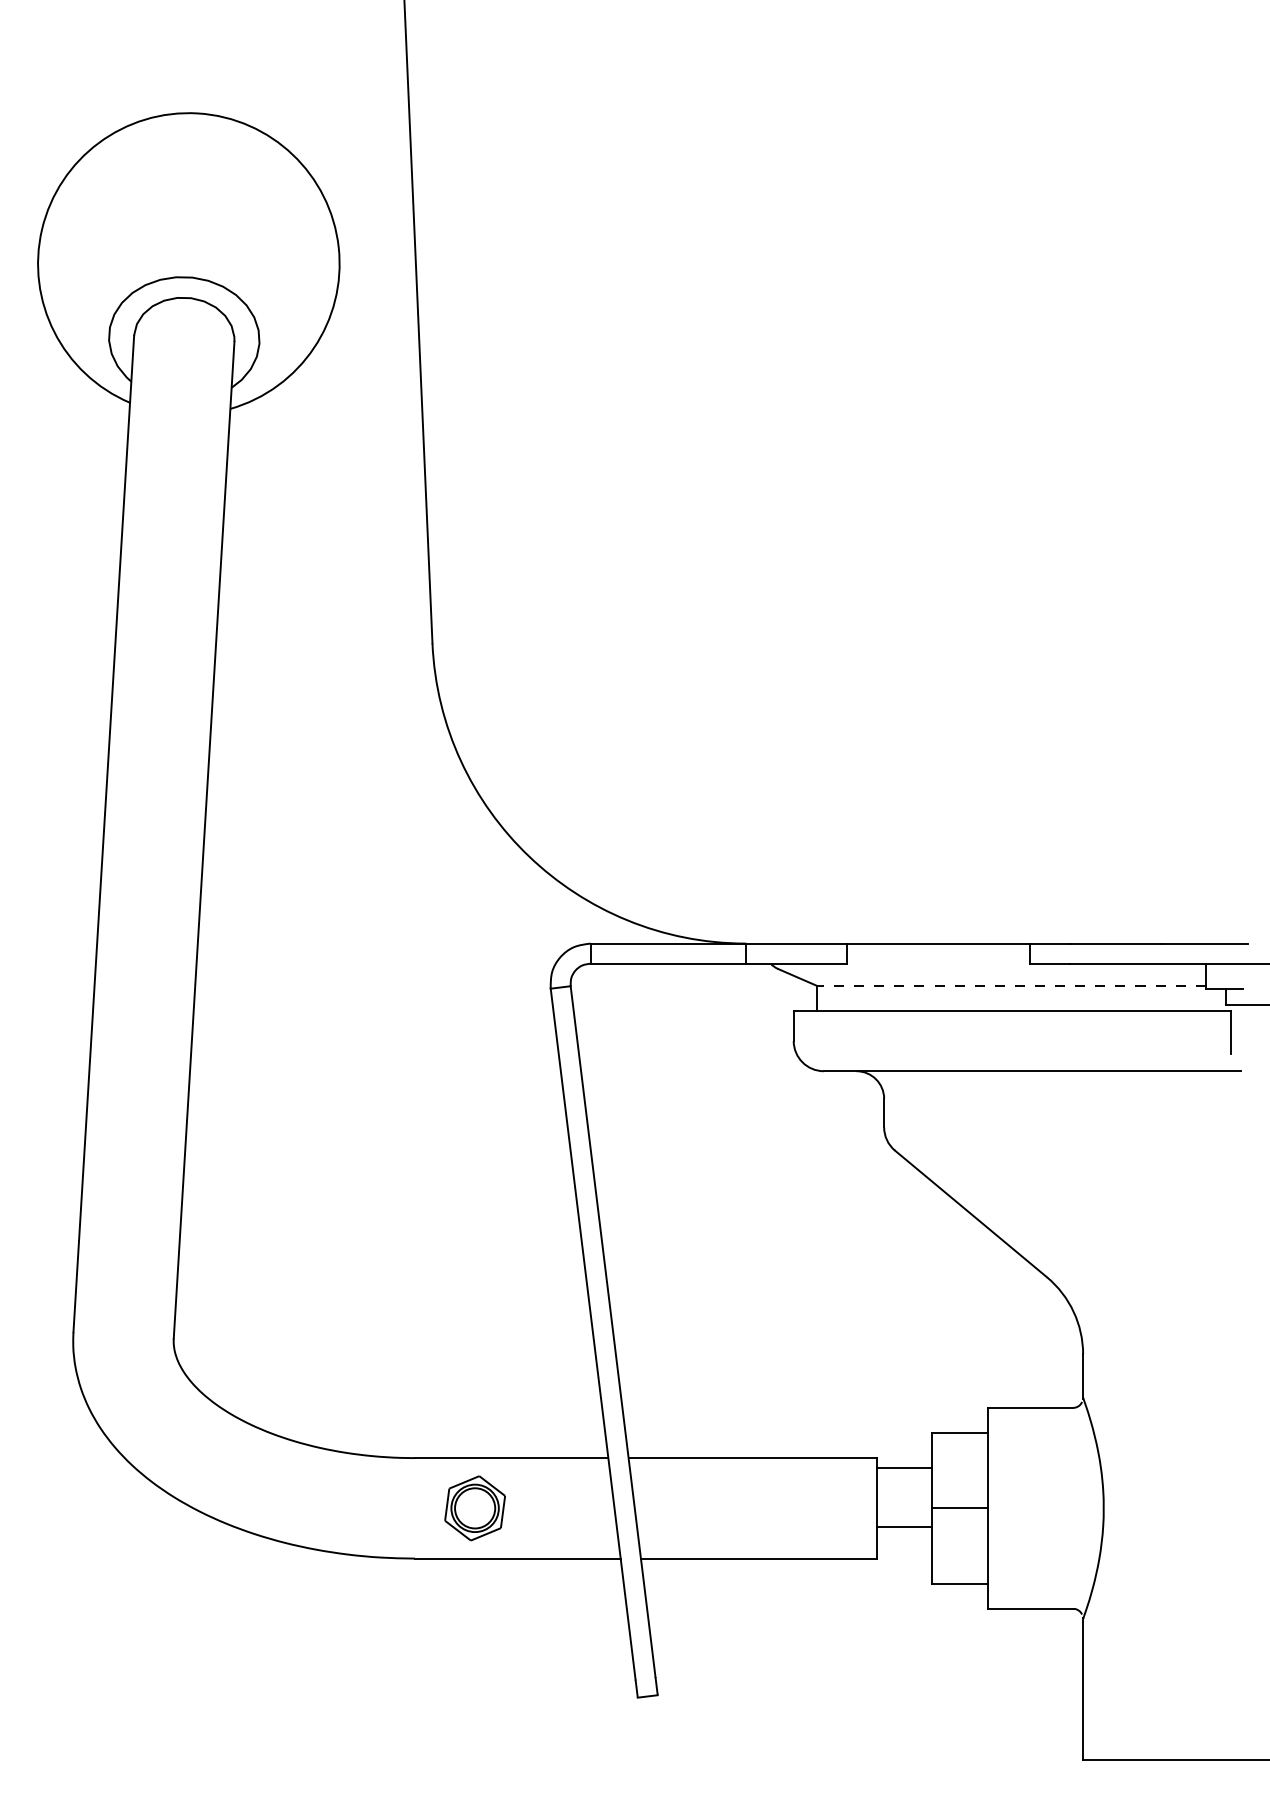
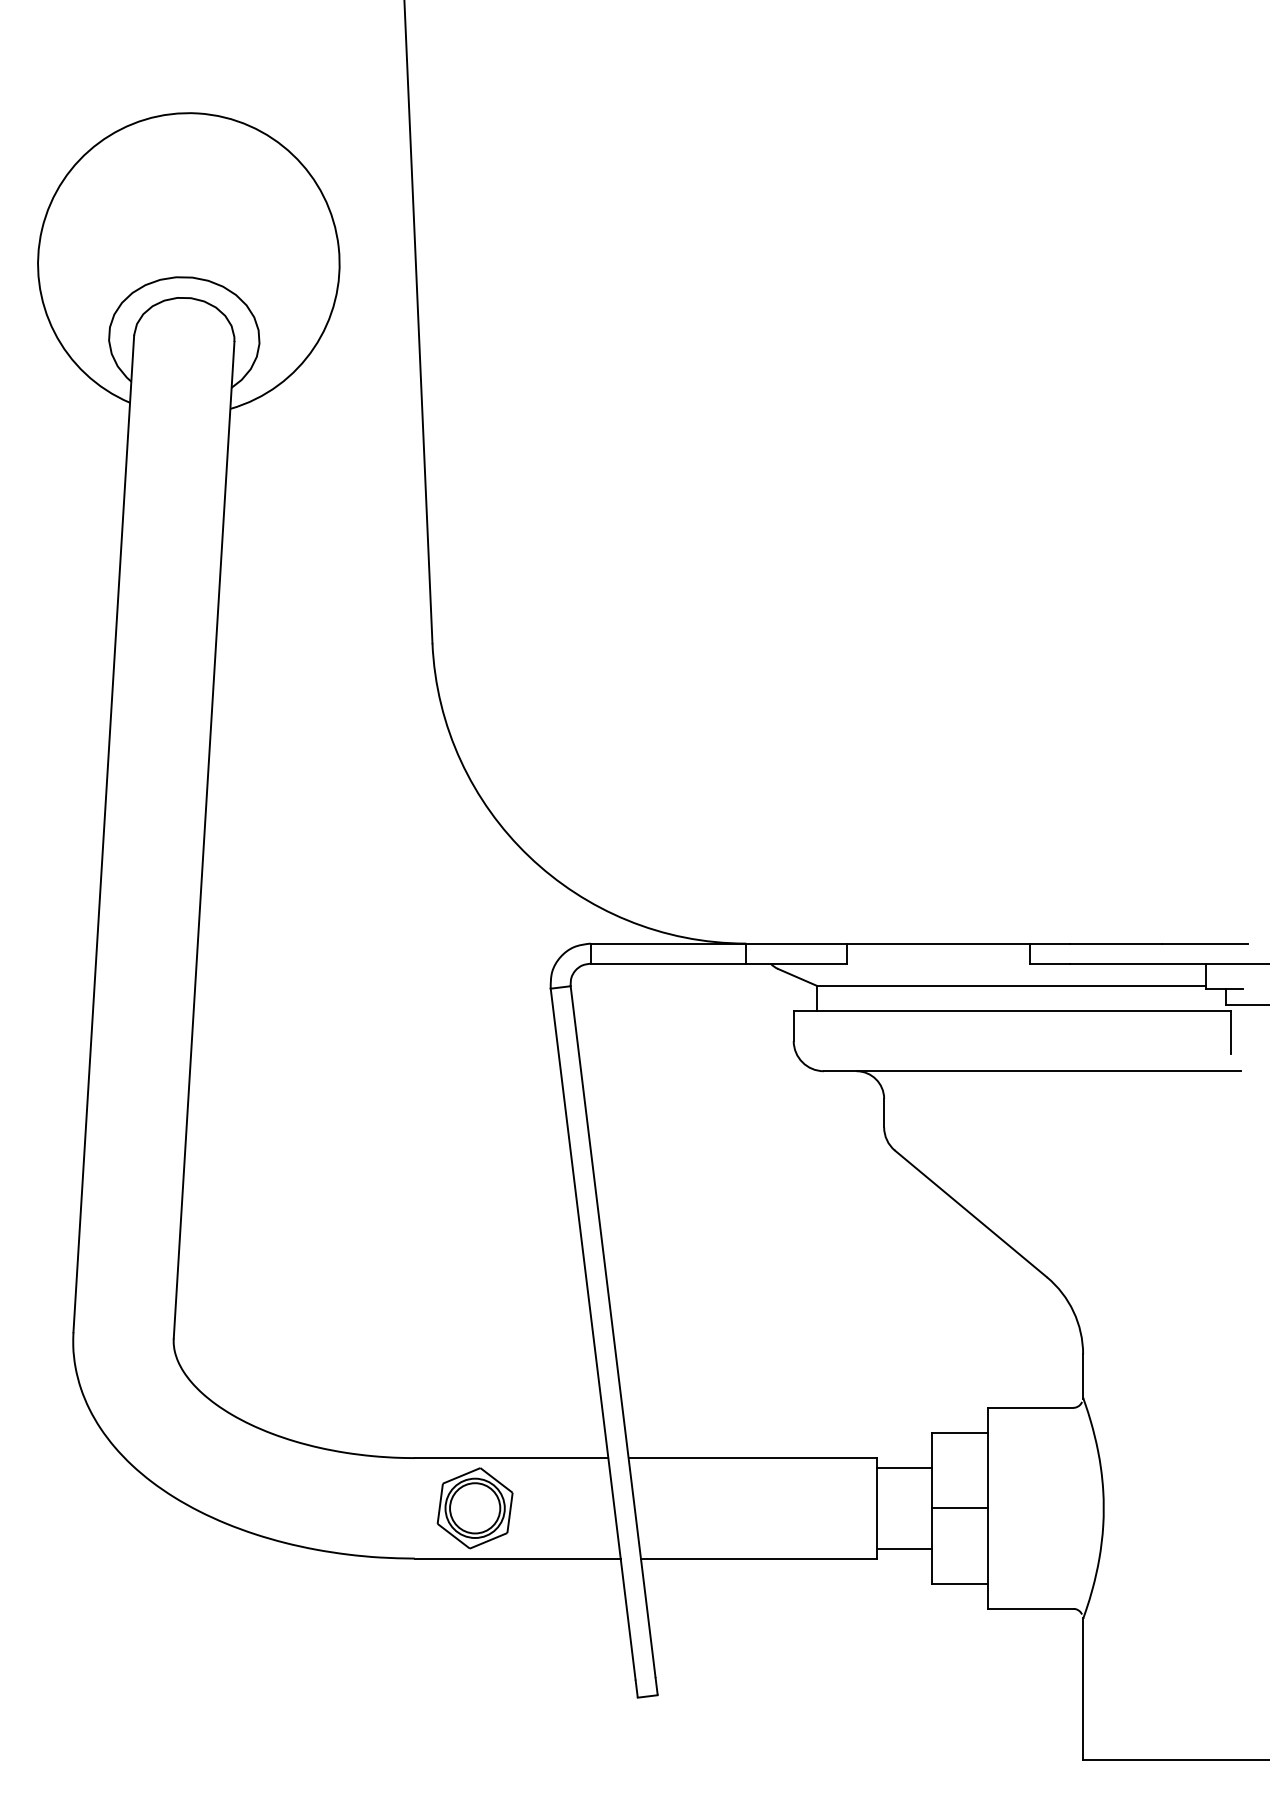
line: dashed -> solid (1010, 985)
part size: 62x67 px -> 78x83 px (474, 1508)
line position: (904, 1526) -> (904, 1548) (904, 1548)
